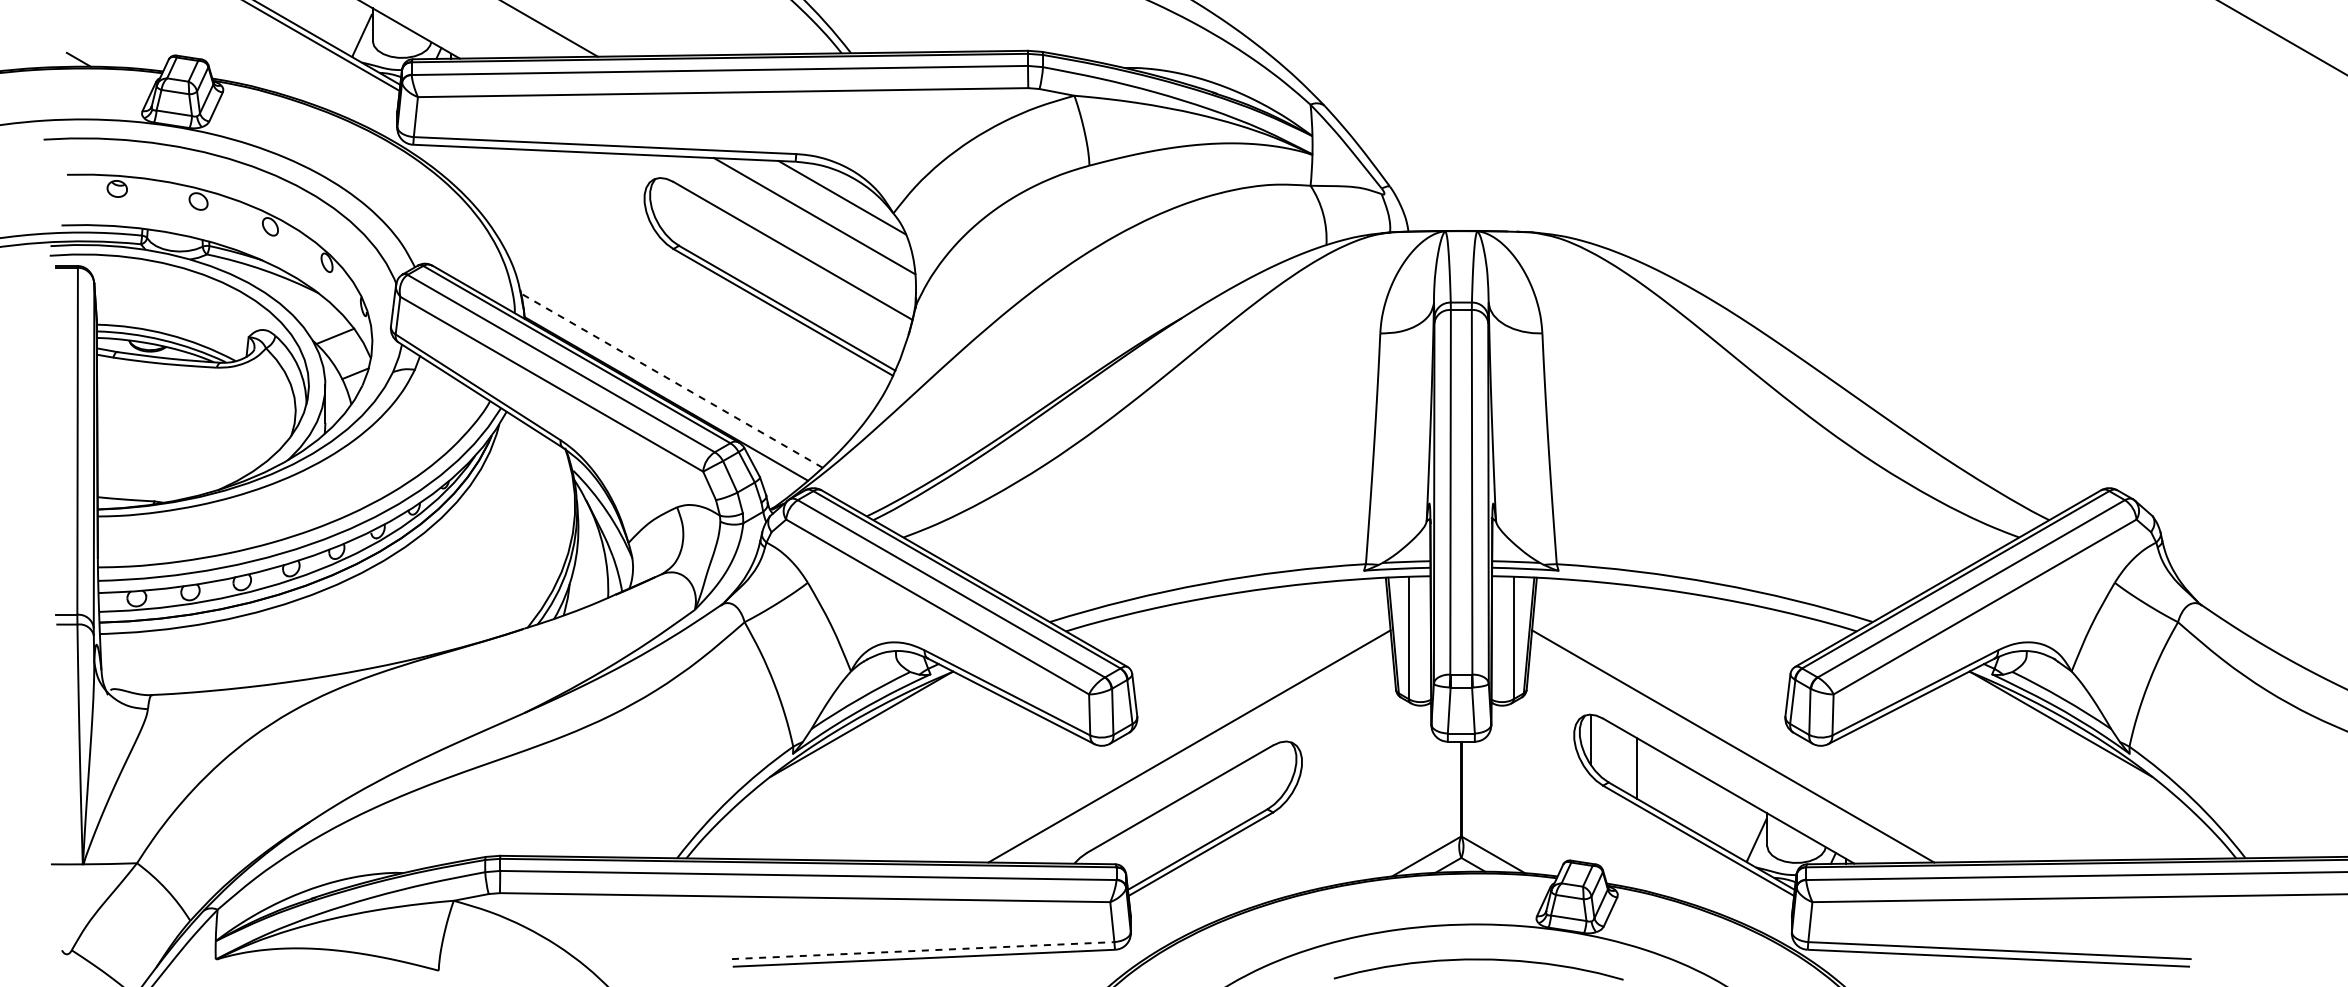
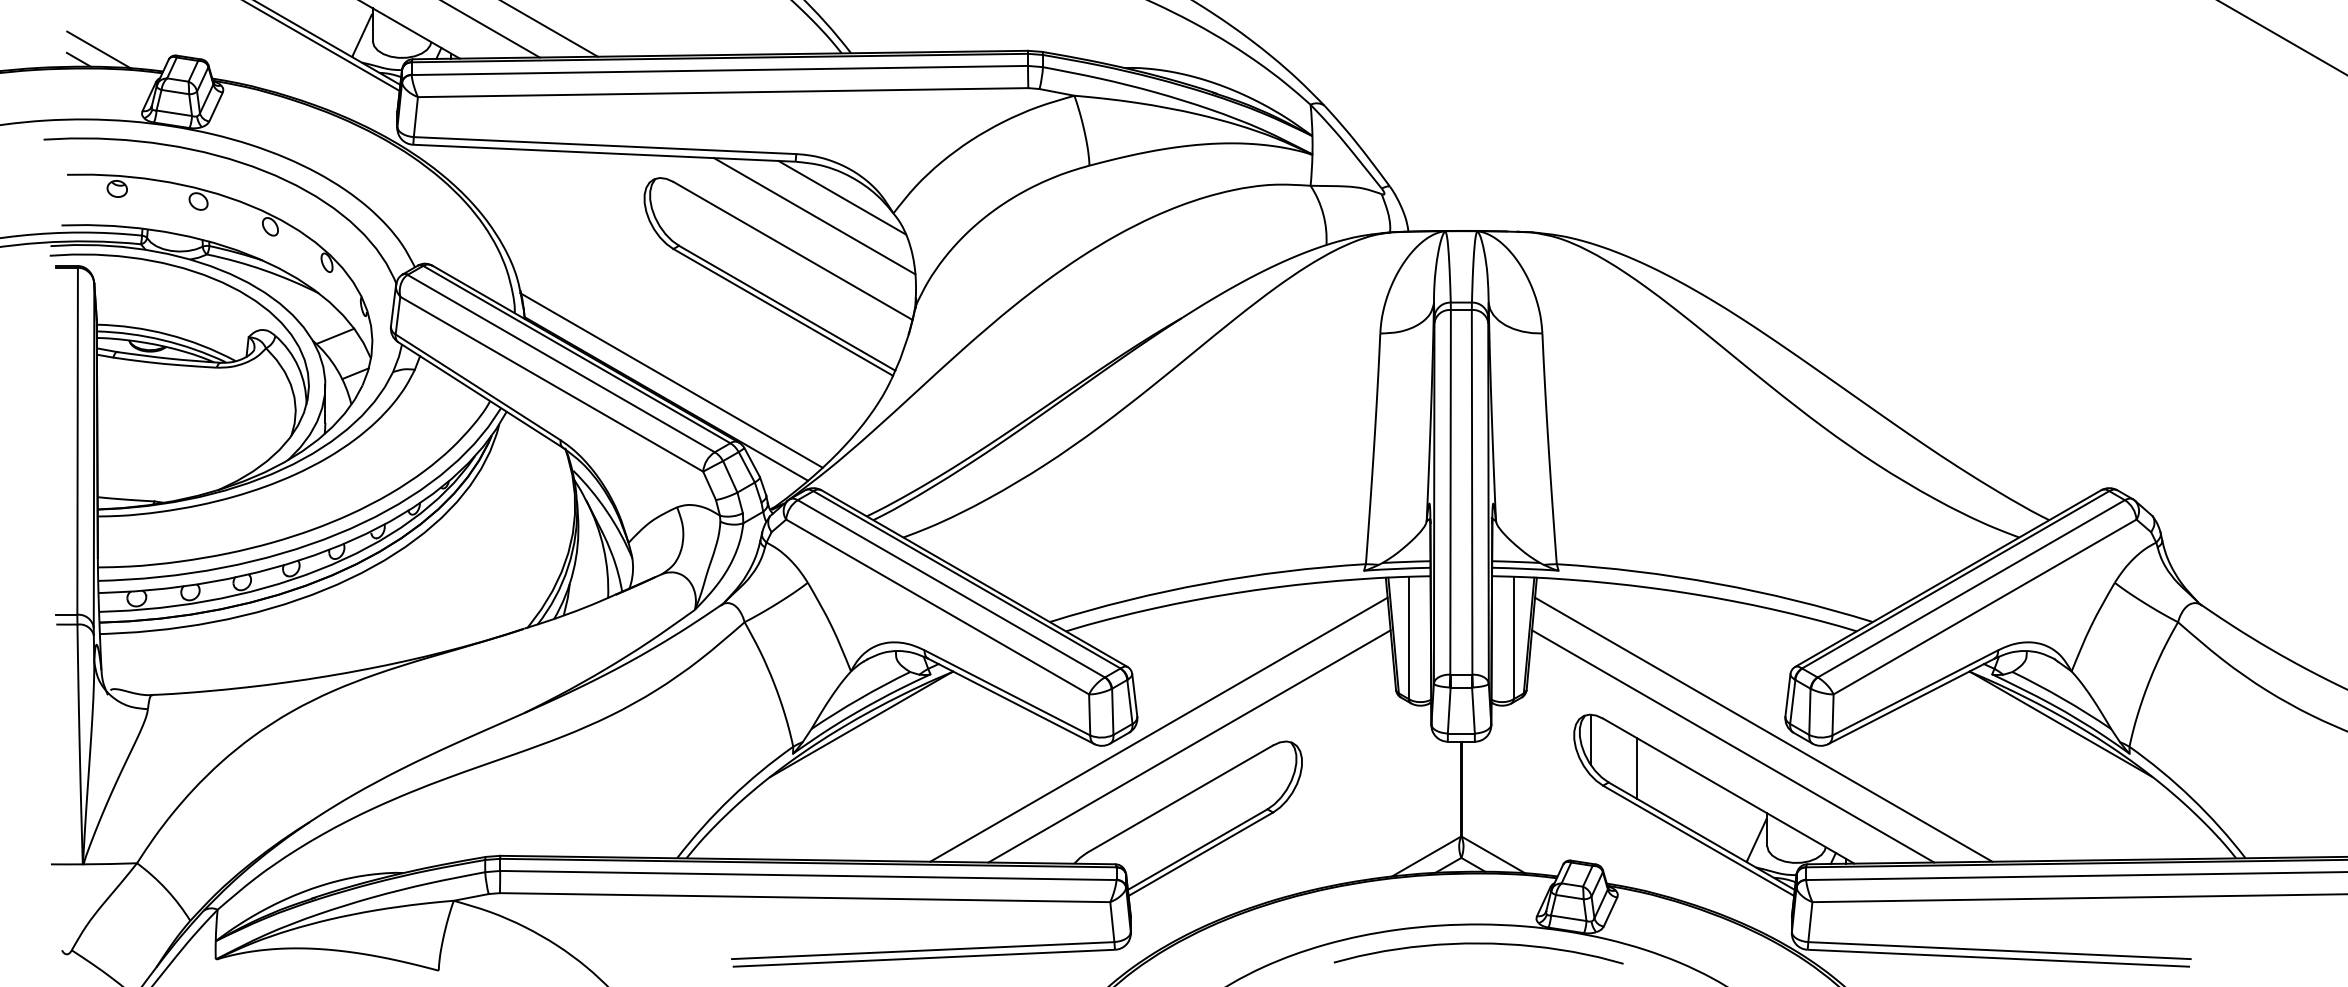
line: none -> present (491, 29)
line: none -> present (99, 49)
line: dashed -> solid (671, 380)
line: none -> present (1158, 729)
line: none -> present (1763, 729)
line: dashed -> solid (923, 950)
curve position: (1478, 960) -> (1478, 944) (1478, 944)
